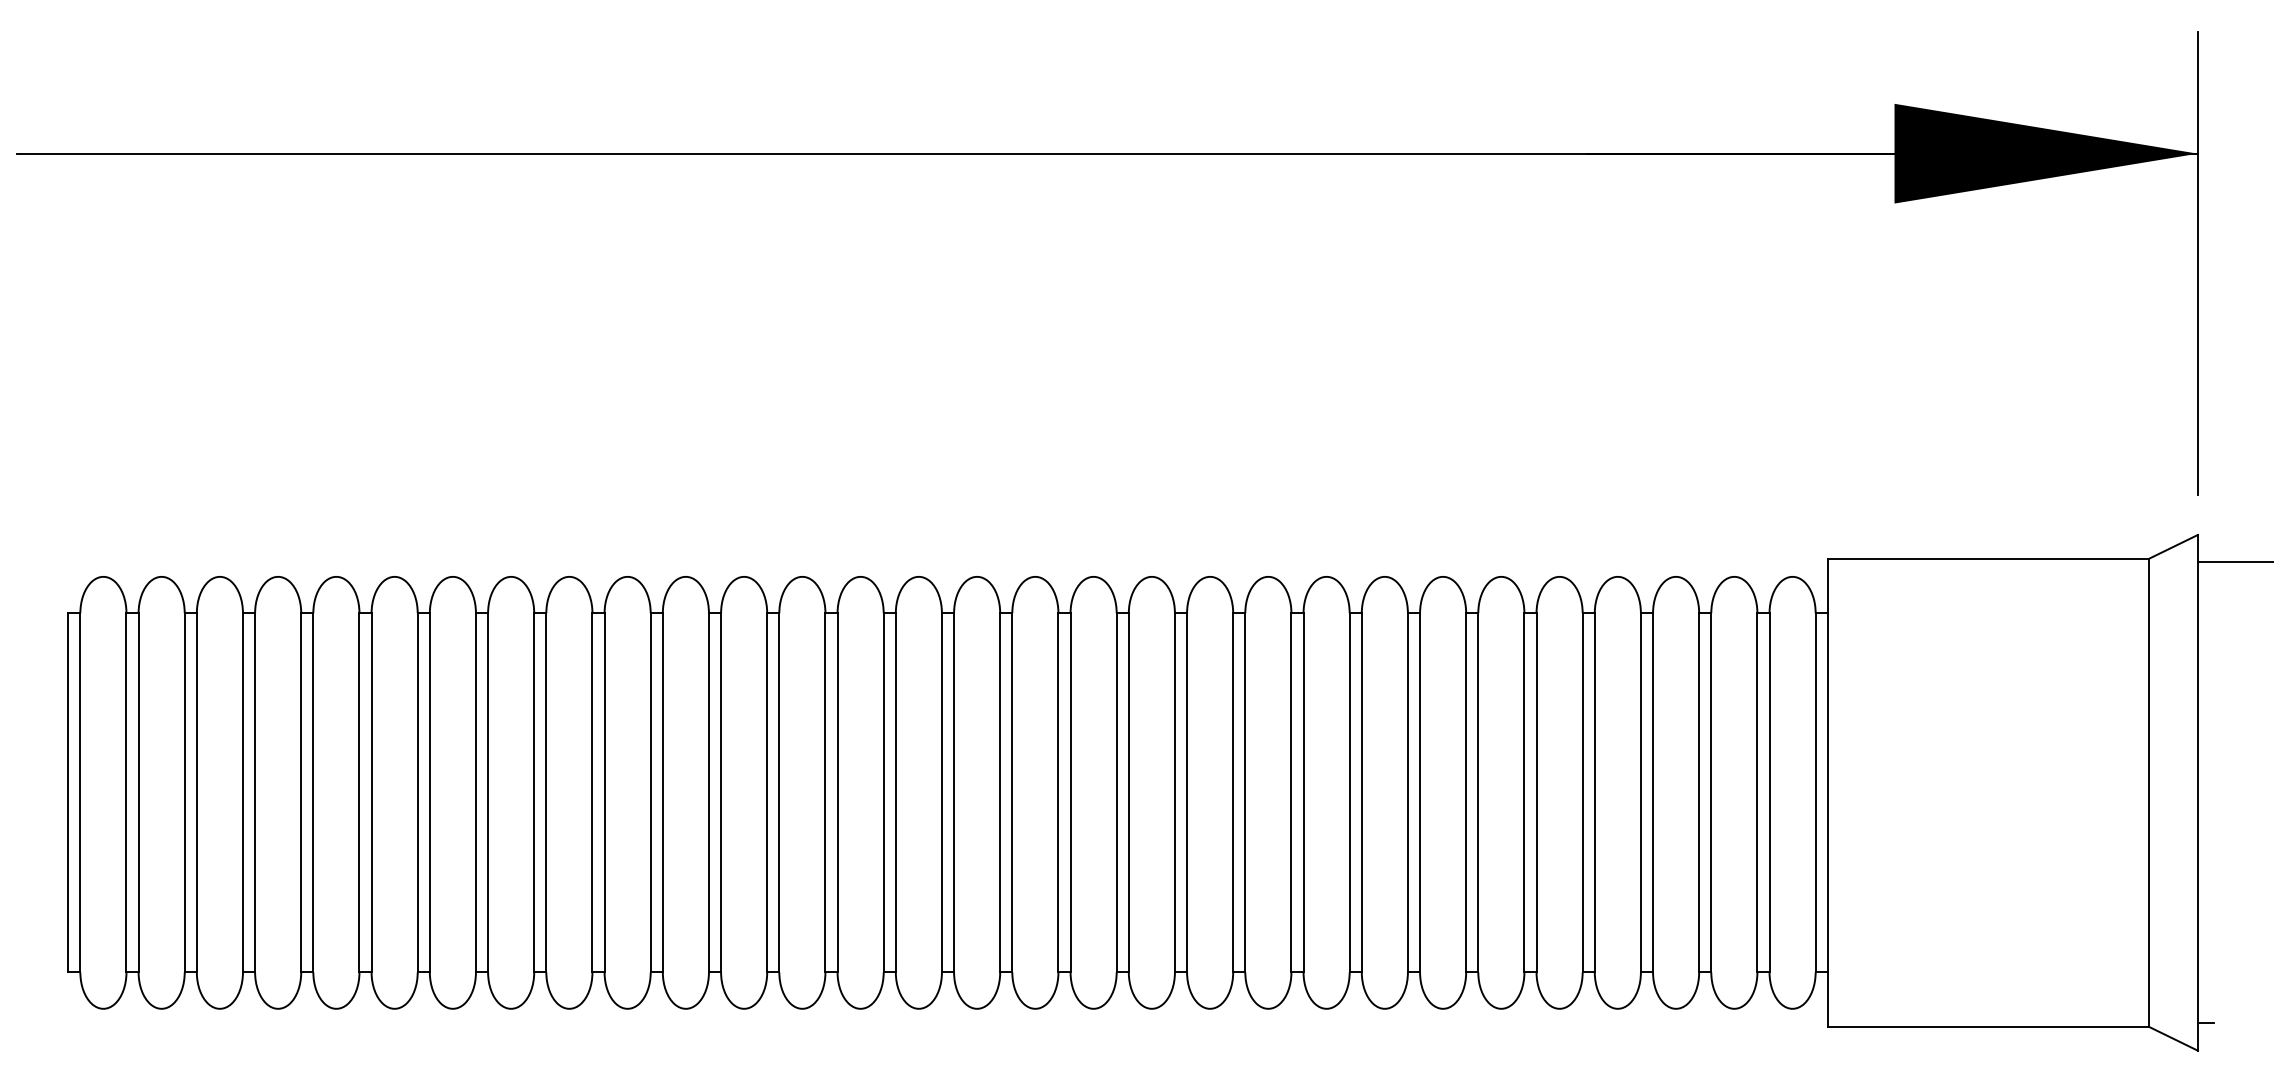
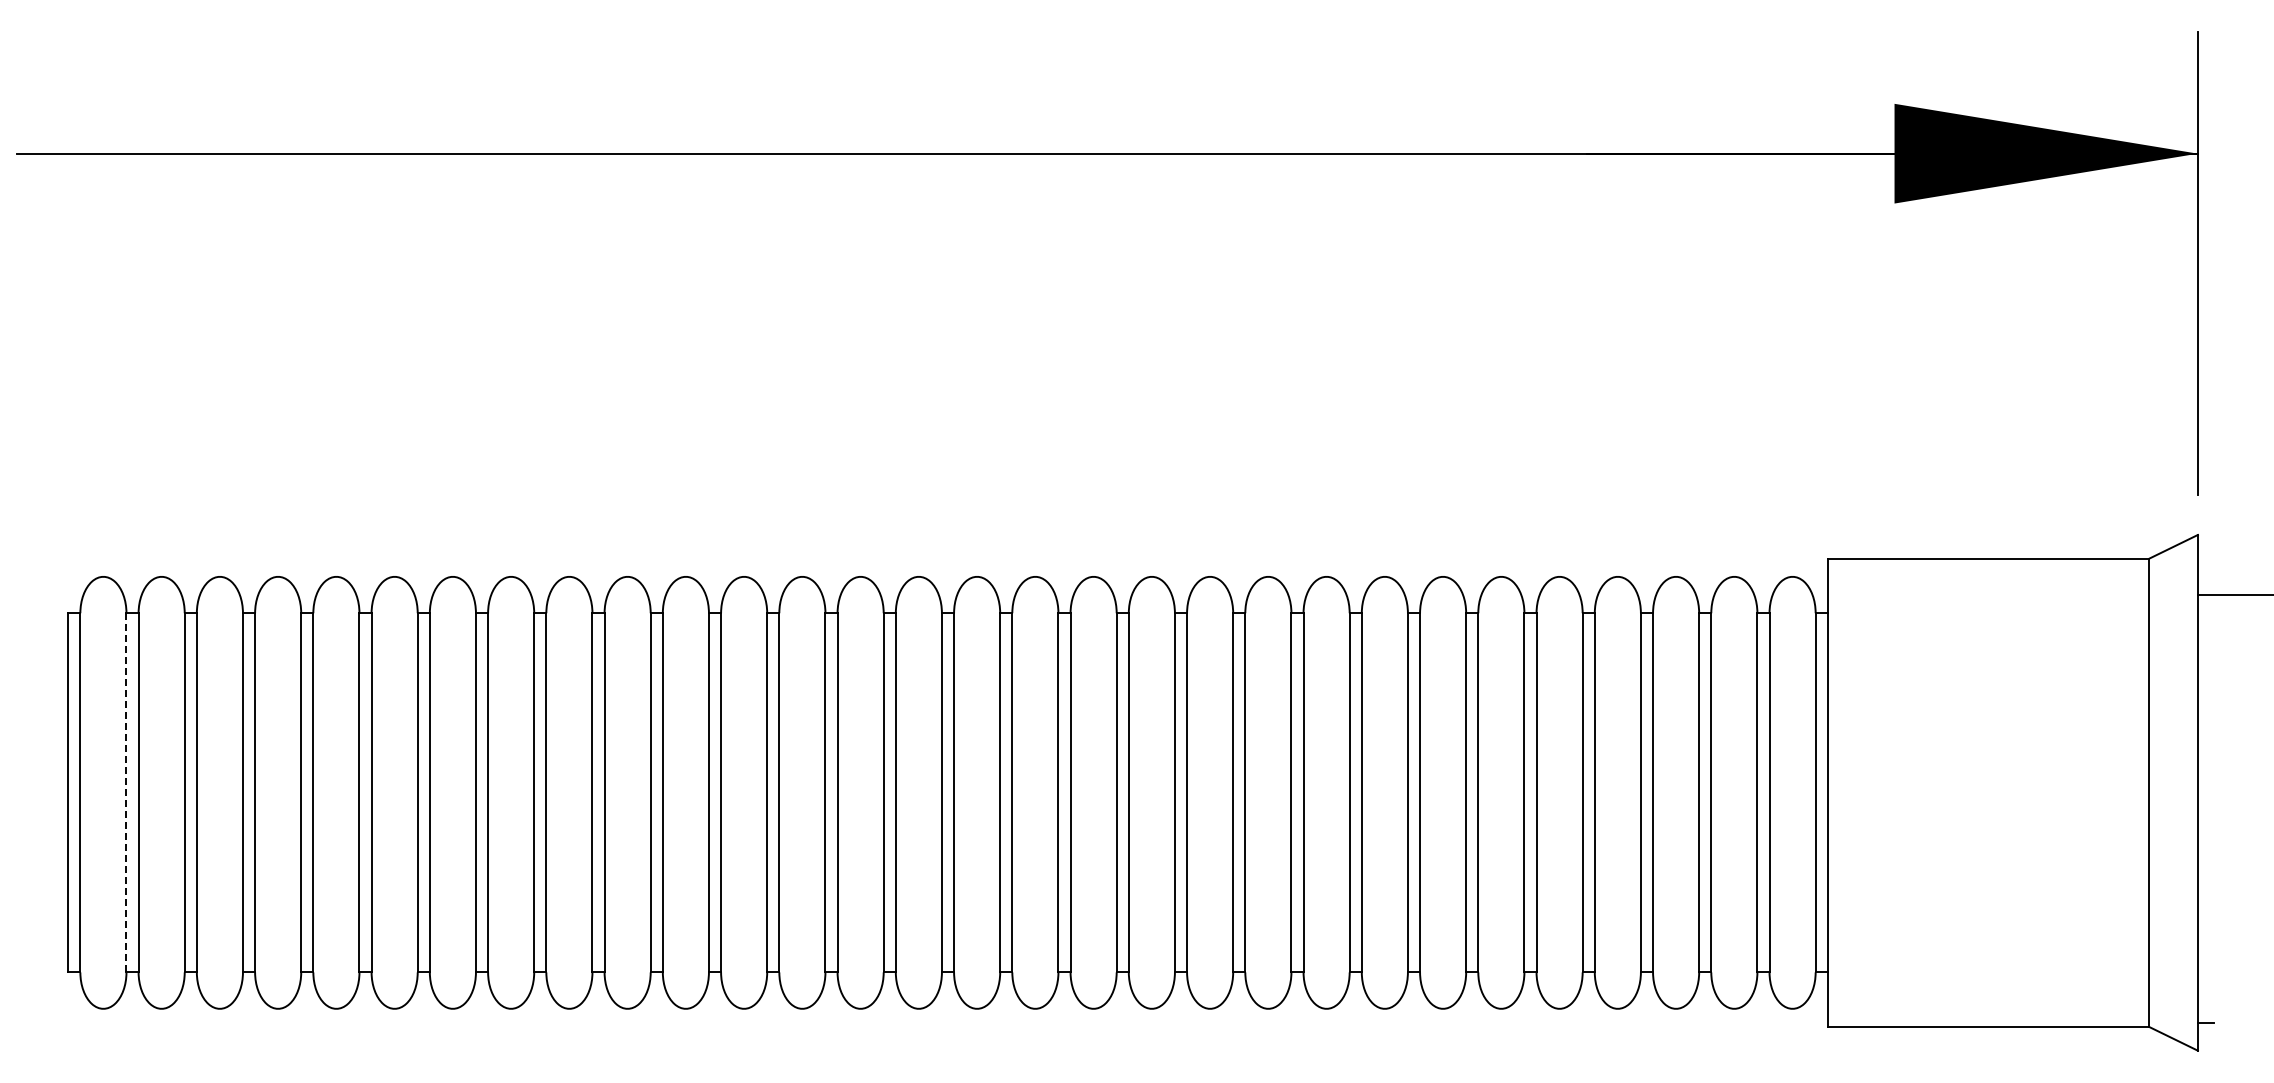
line position: (2233, 562) -> (2233, 595) (2233, 595)
line: solid -> dashed (126, 792)
